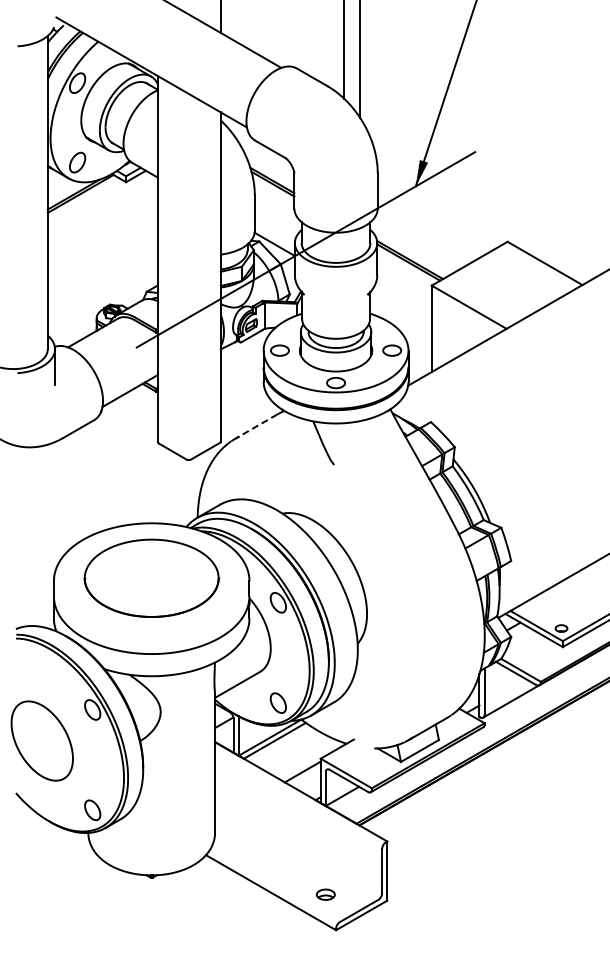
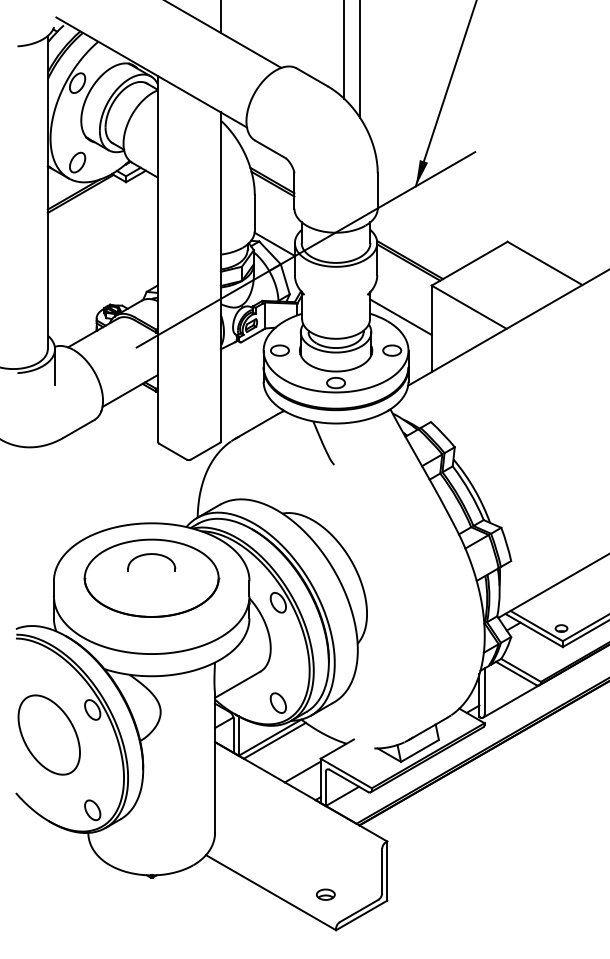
line: none -> present (400, 316)
line: dashed -> solid (255, 426)
part: none -> present (148, 555)
part position: (41, 740) -> (48, 734) (48, 734)
